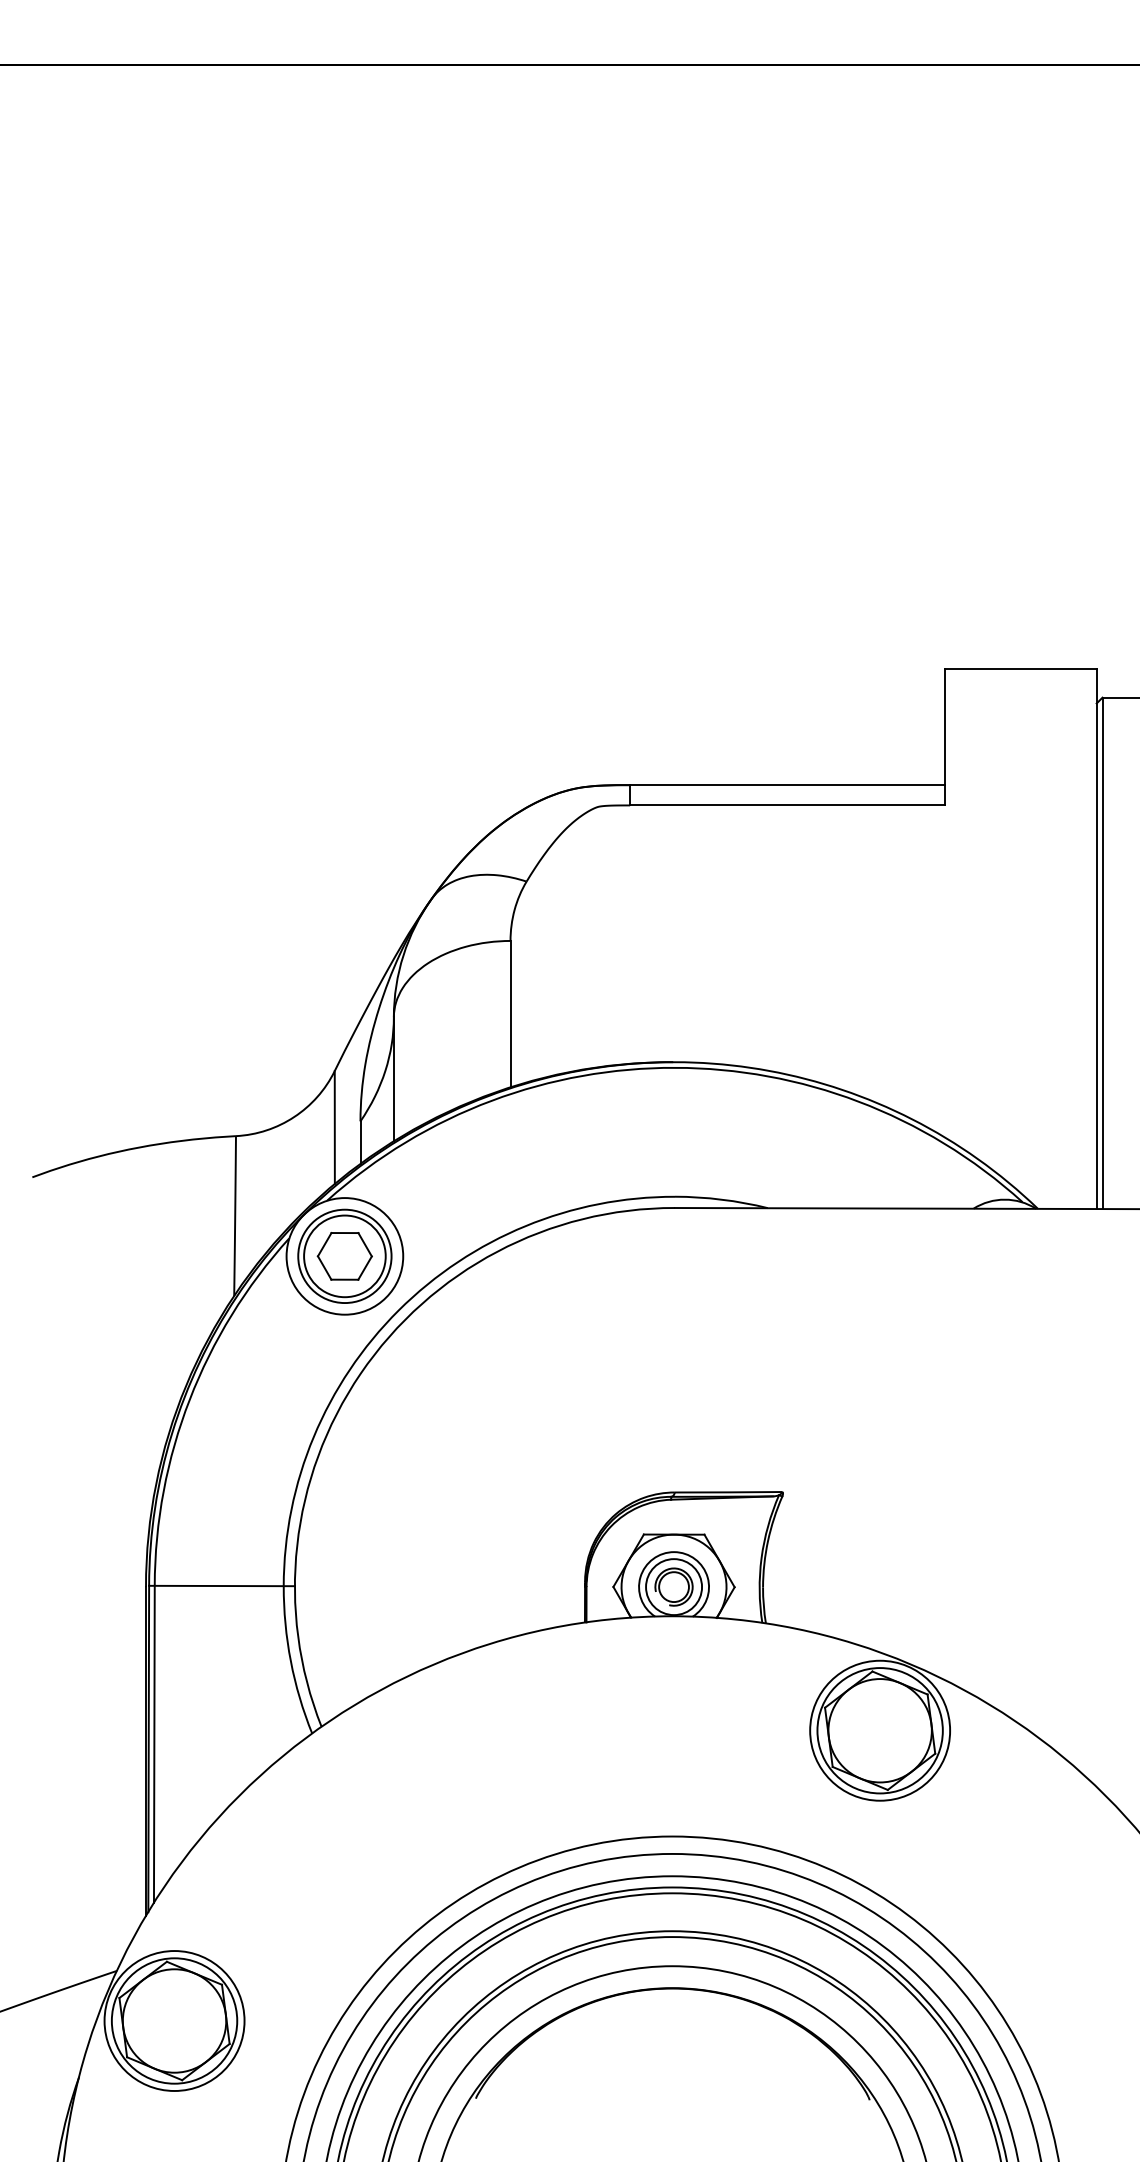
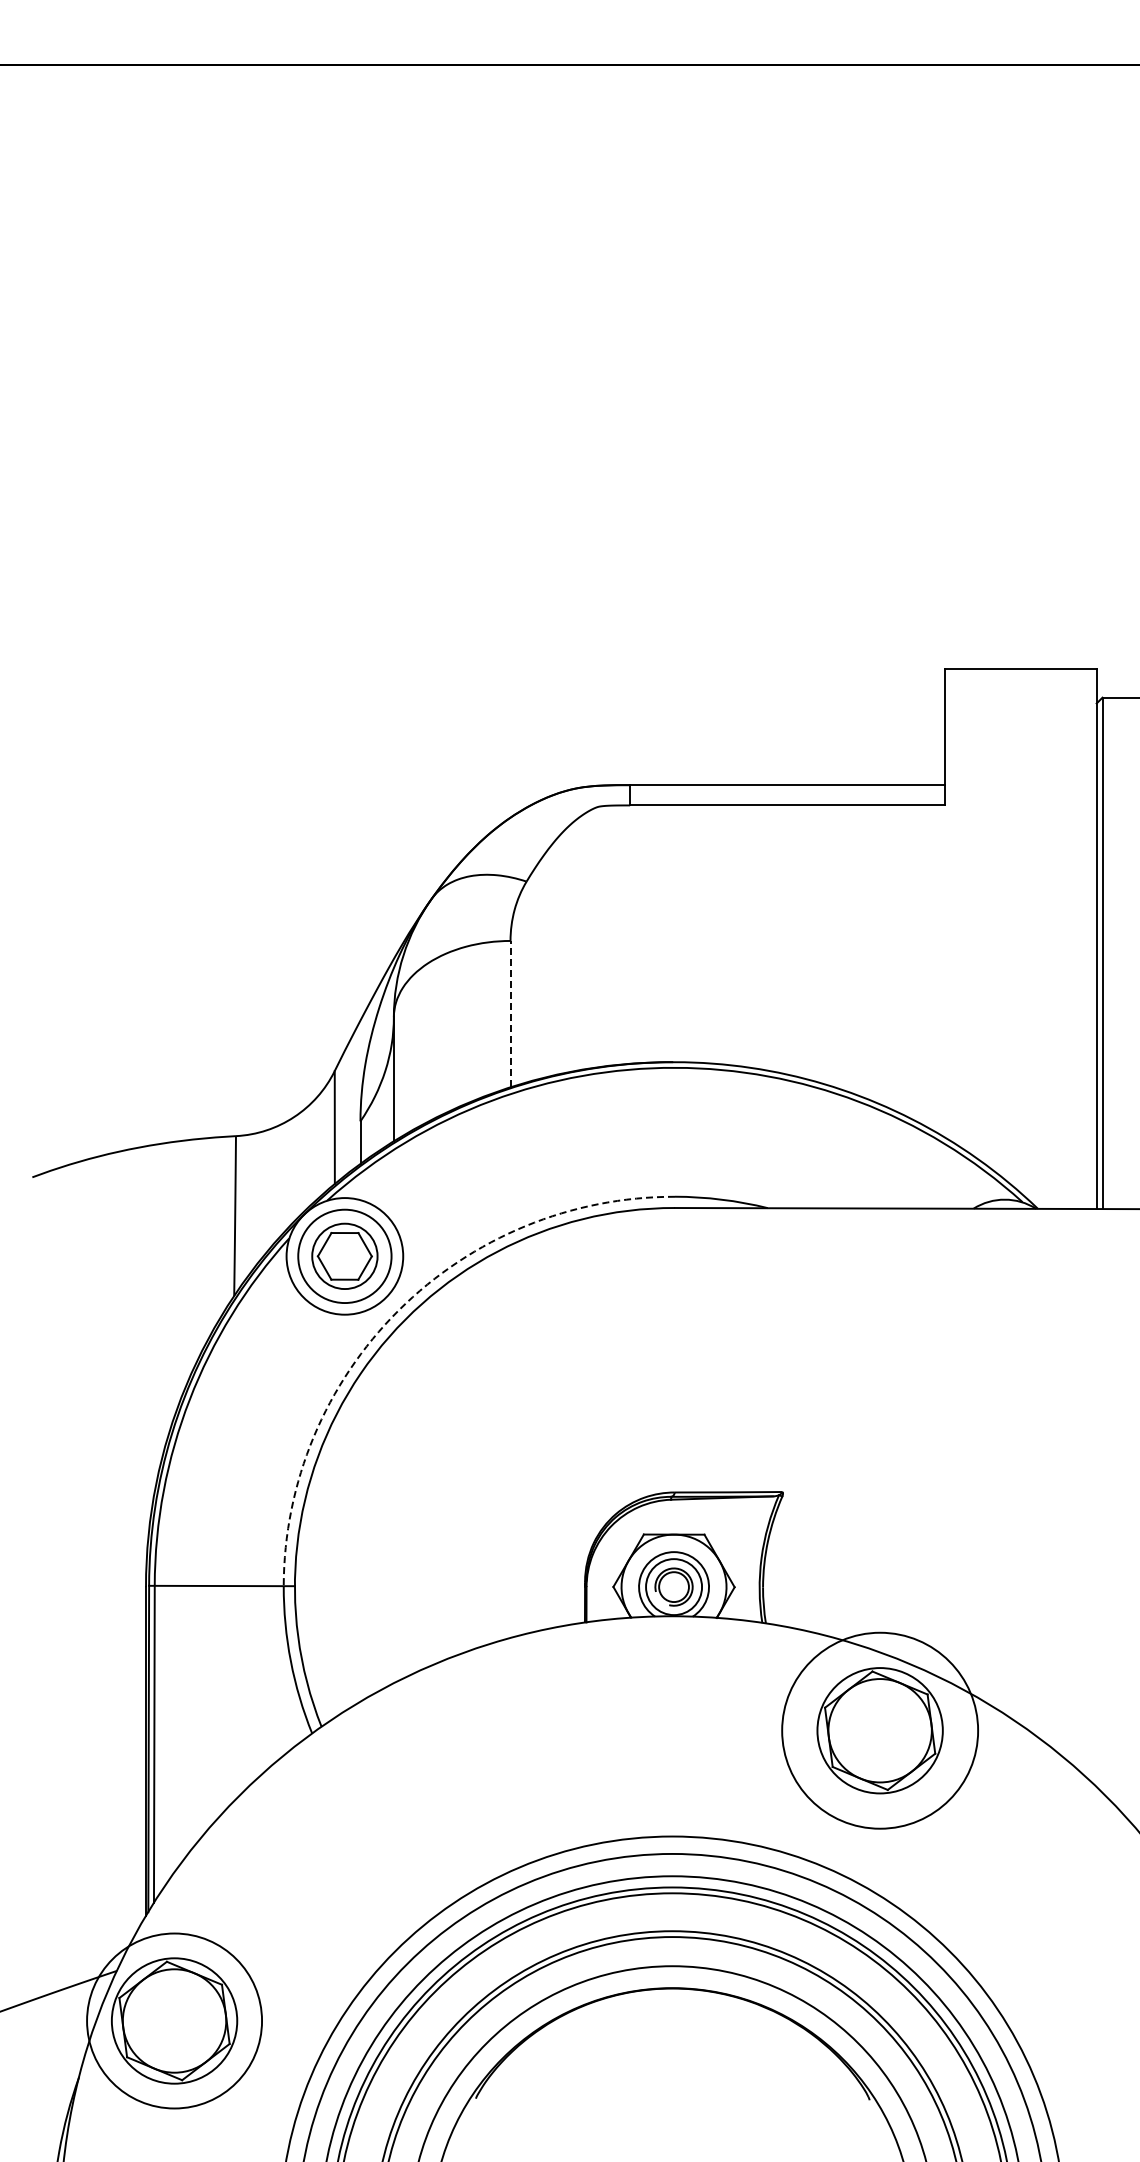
line: solid -> dashed (510, 1013)
circle diameter: 82 px -> 65 px (344, 1256)
arc: solid -> dashed (398, 1310)
circle diameter: 140 px -> 196 px (880, 1730)
circle diameter: 140 px -> 175 px (174, 2020)
